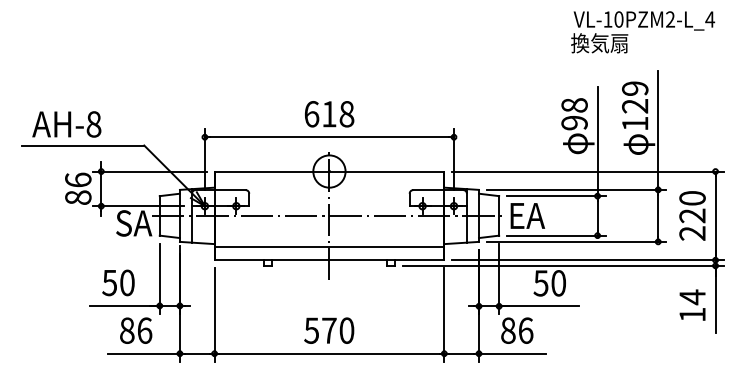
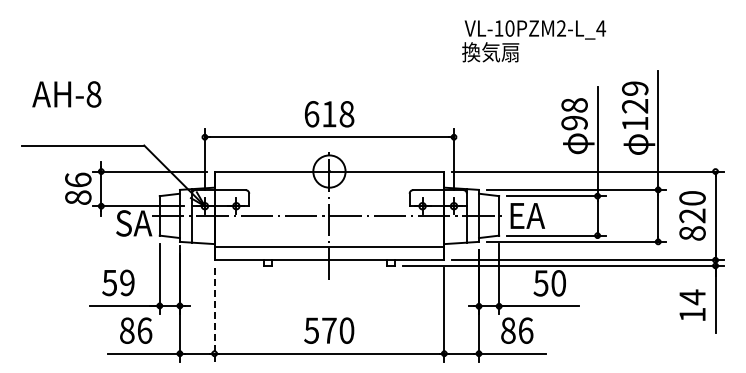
text position: (643, 32) -> (534, 41) (534, 41)
text position: (66, 124) -> (66, 94) (66, 94)
text: 220 -> 820 (692, 233)
text: 50 -> 59 (127, 282)
line: solid -> dashed (214, 315)
